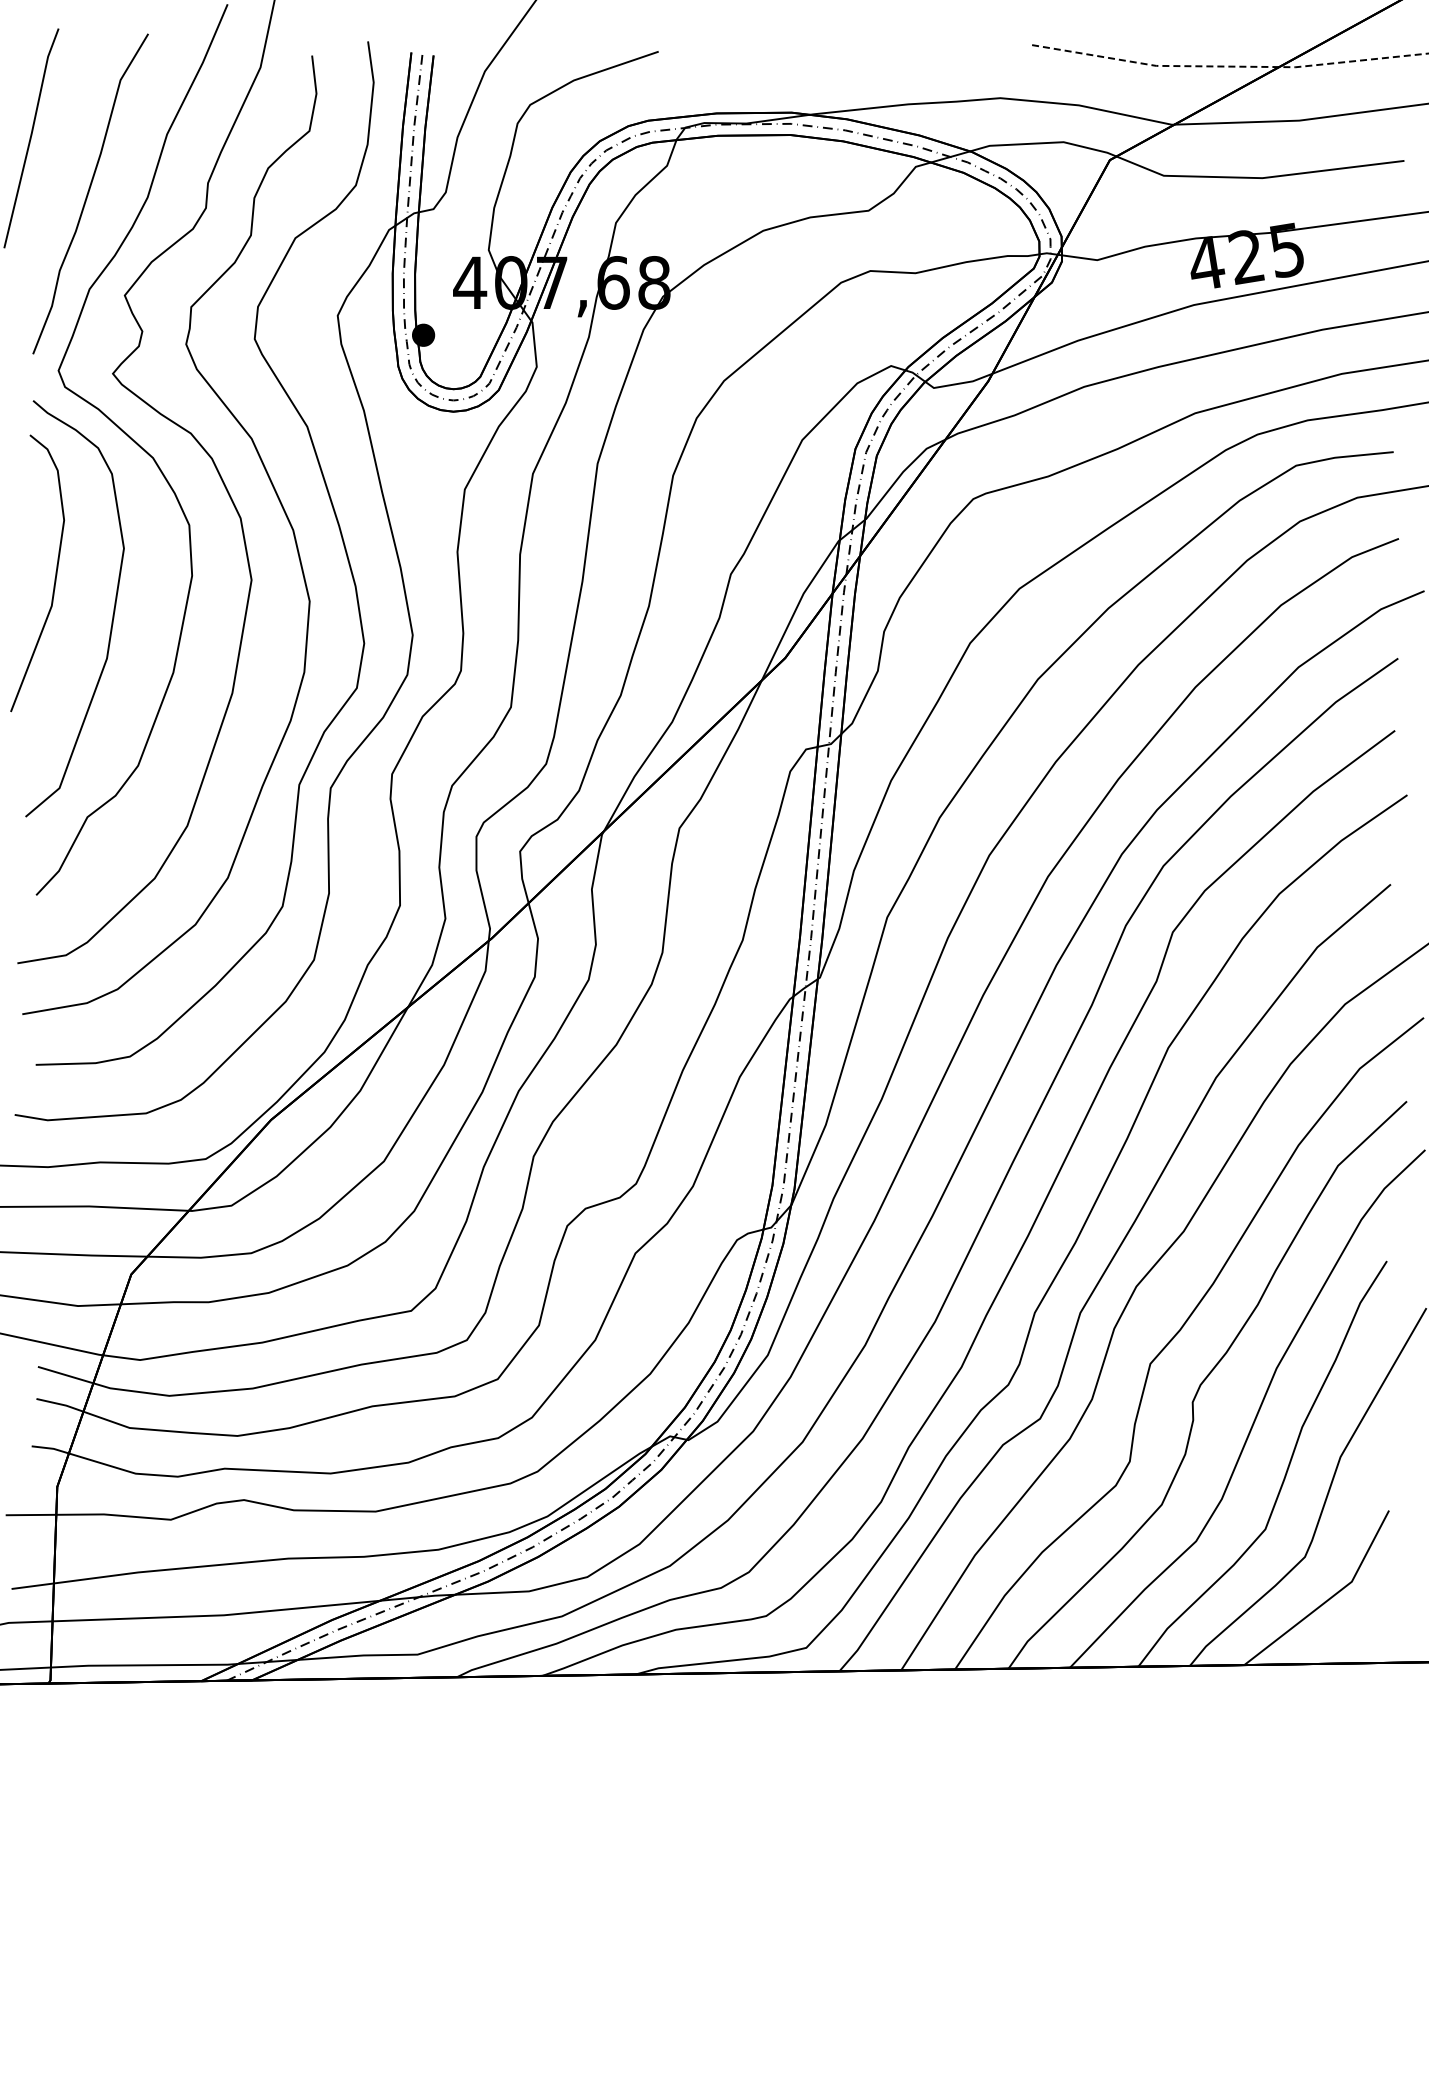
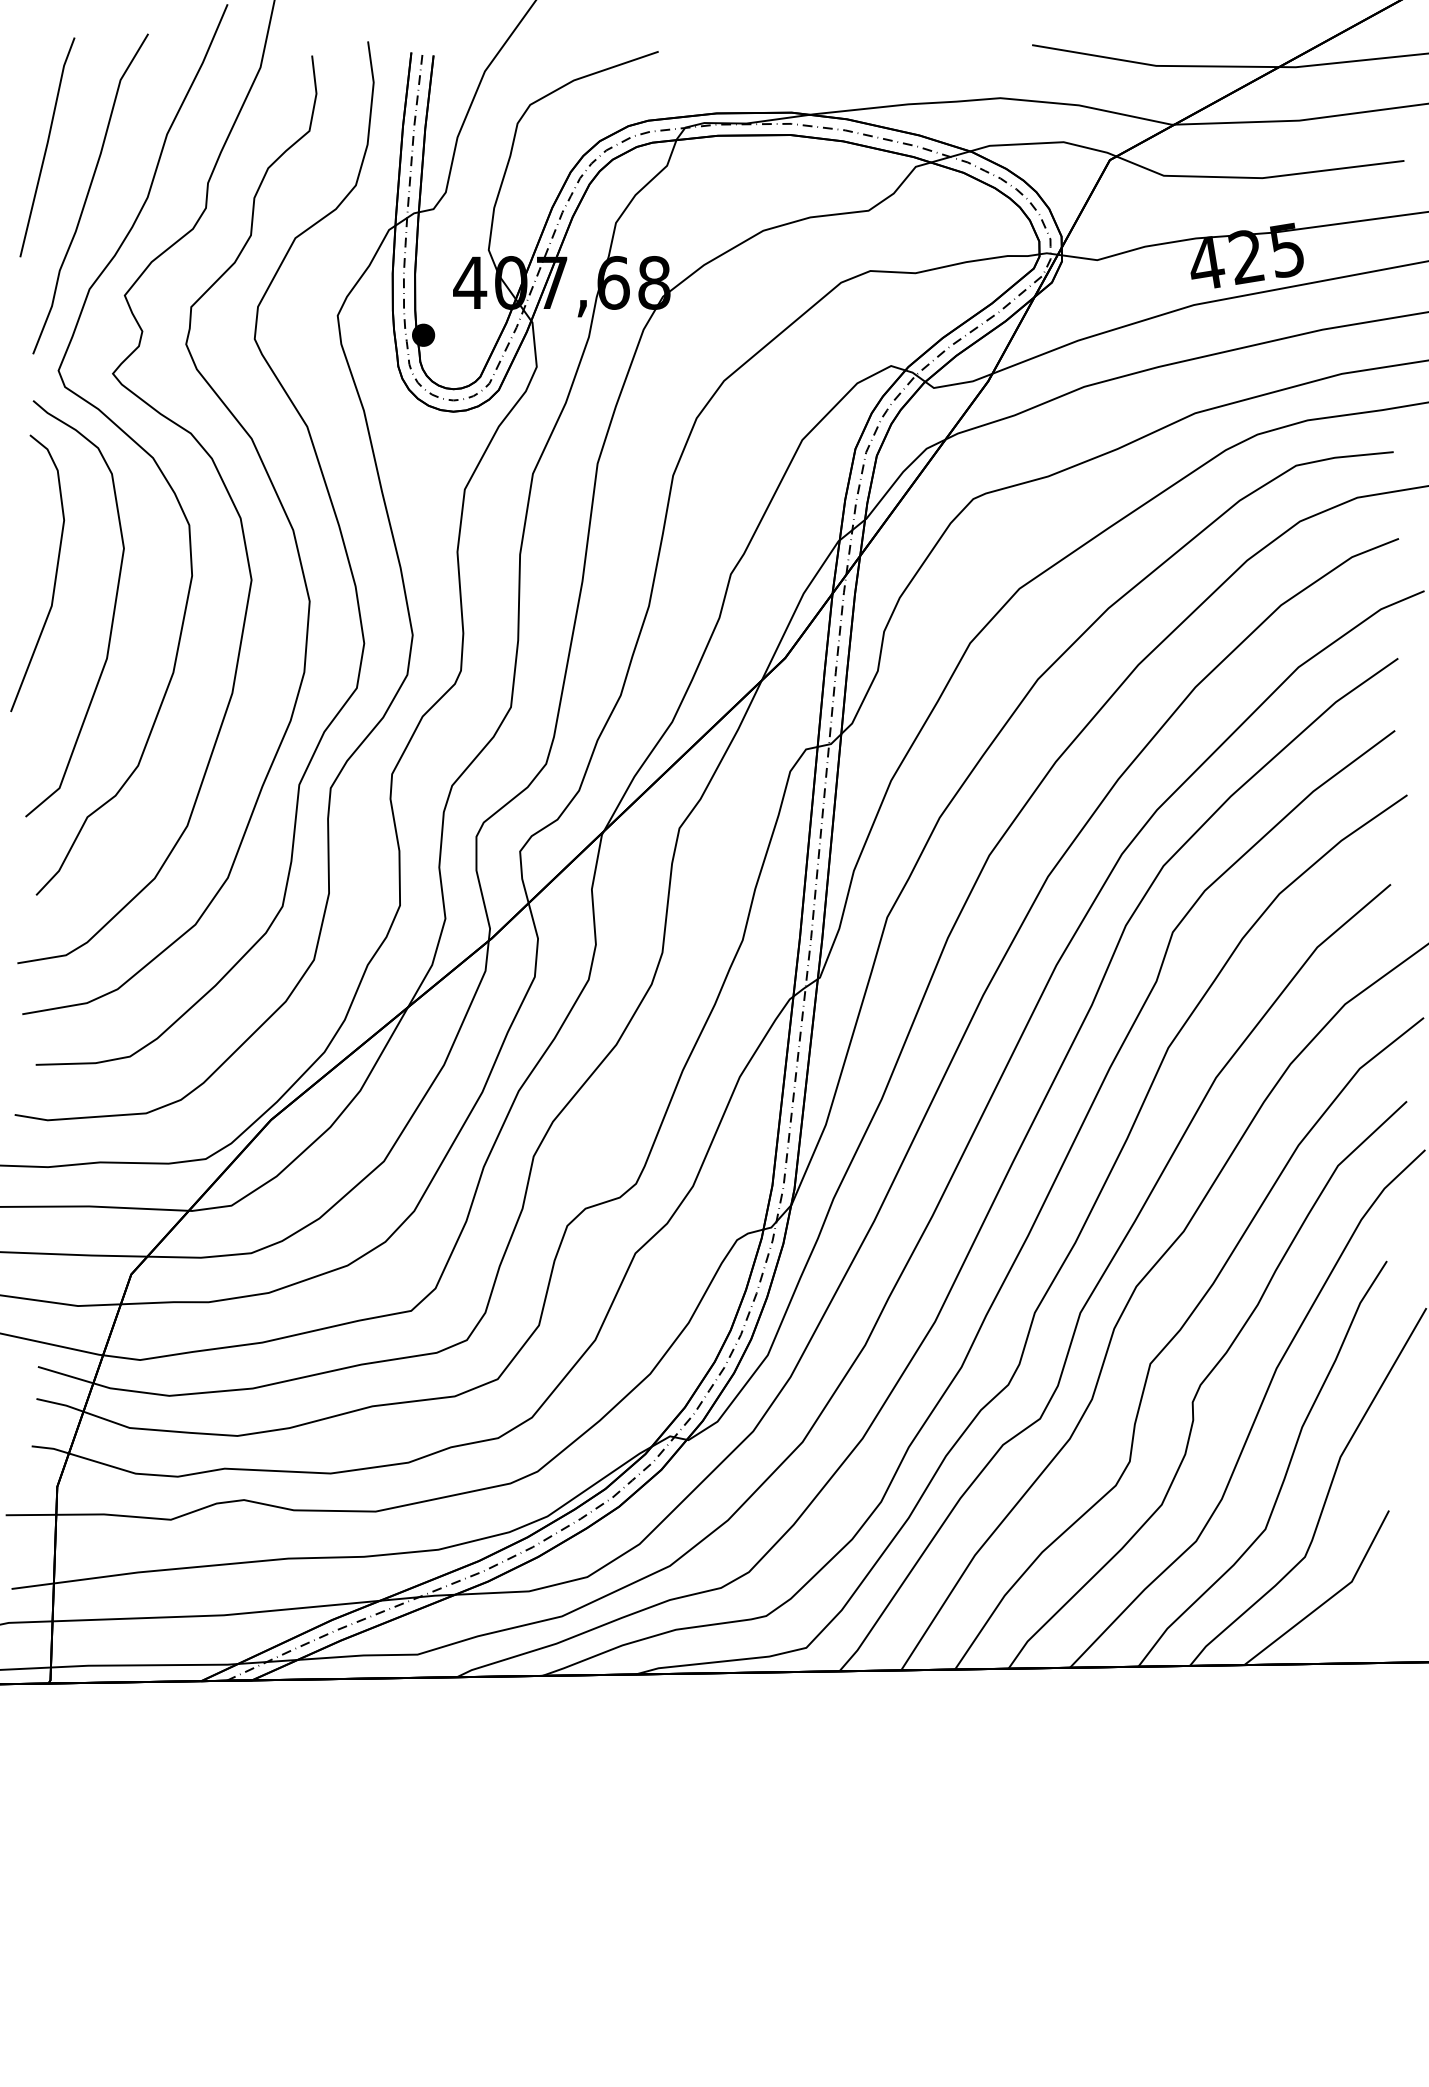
line: dashed -> solid (1230, 66)
line position: (31, 138) -> (47, 147) (47, 147)
